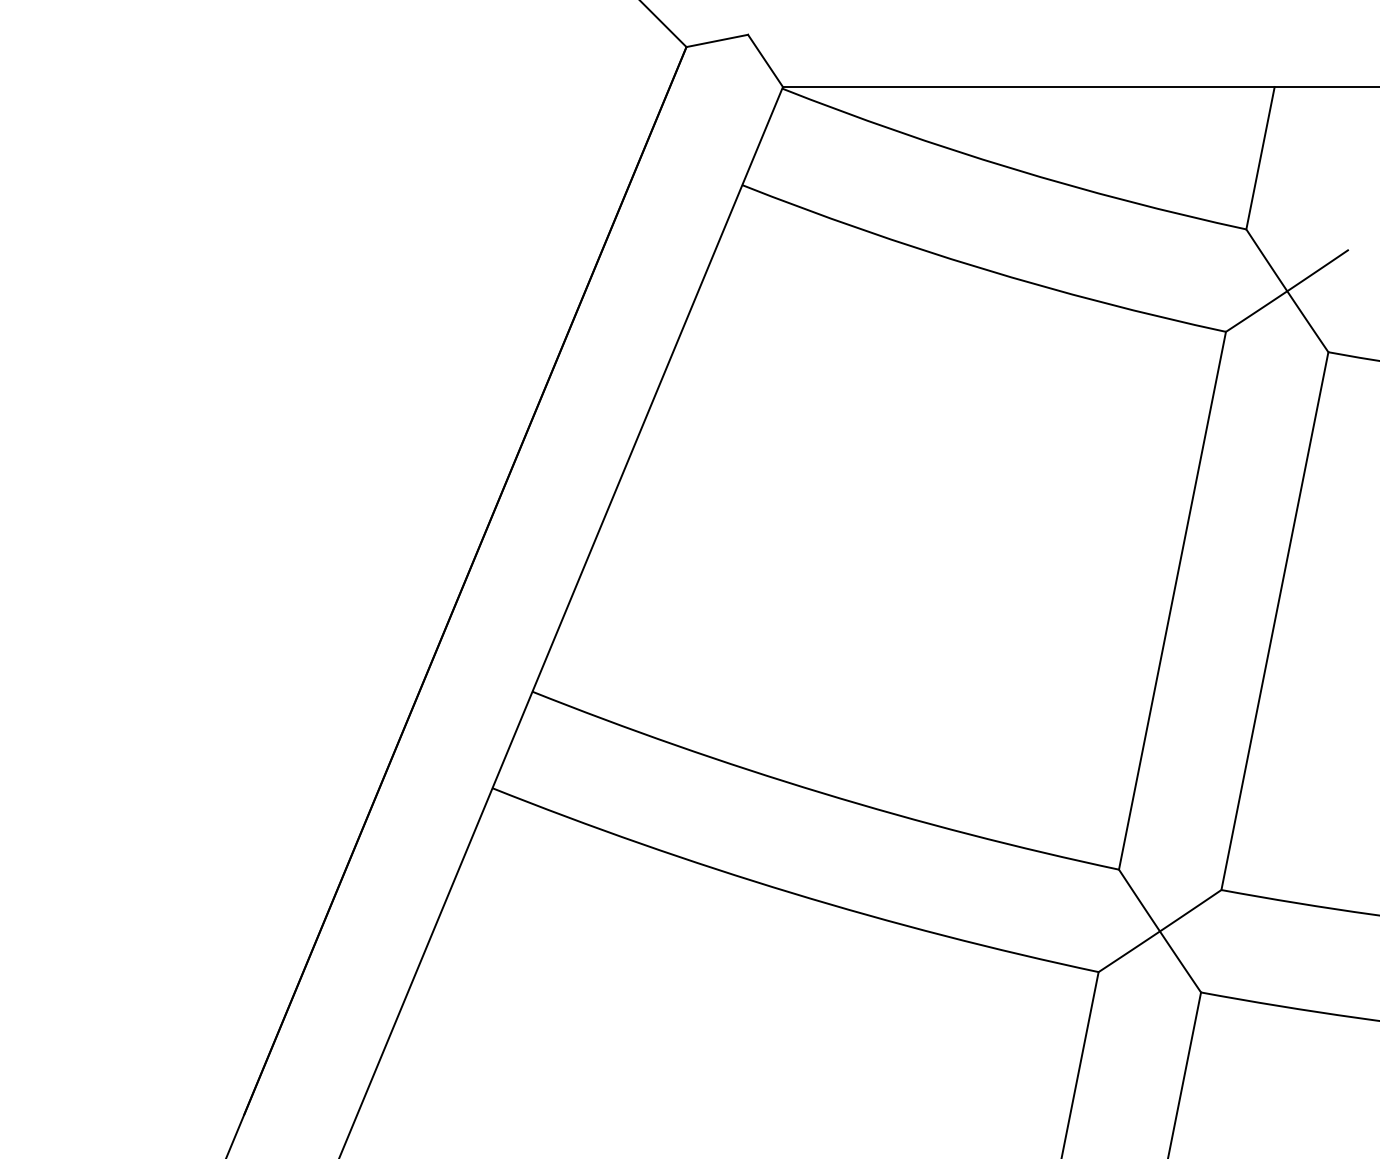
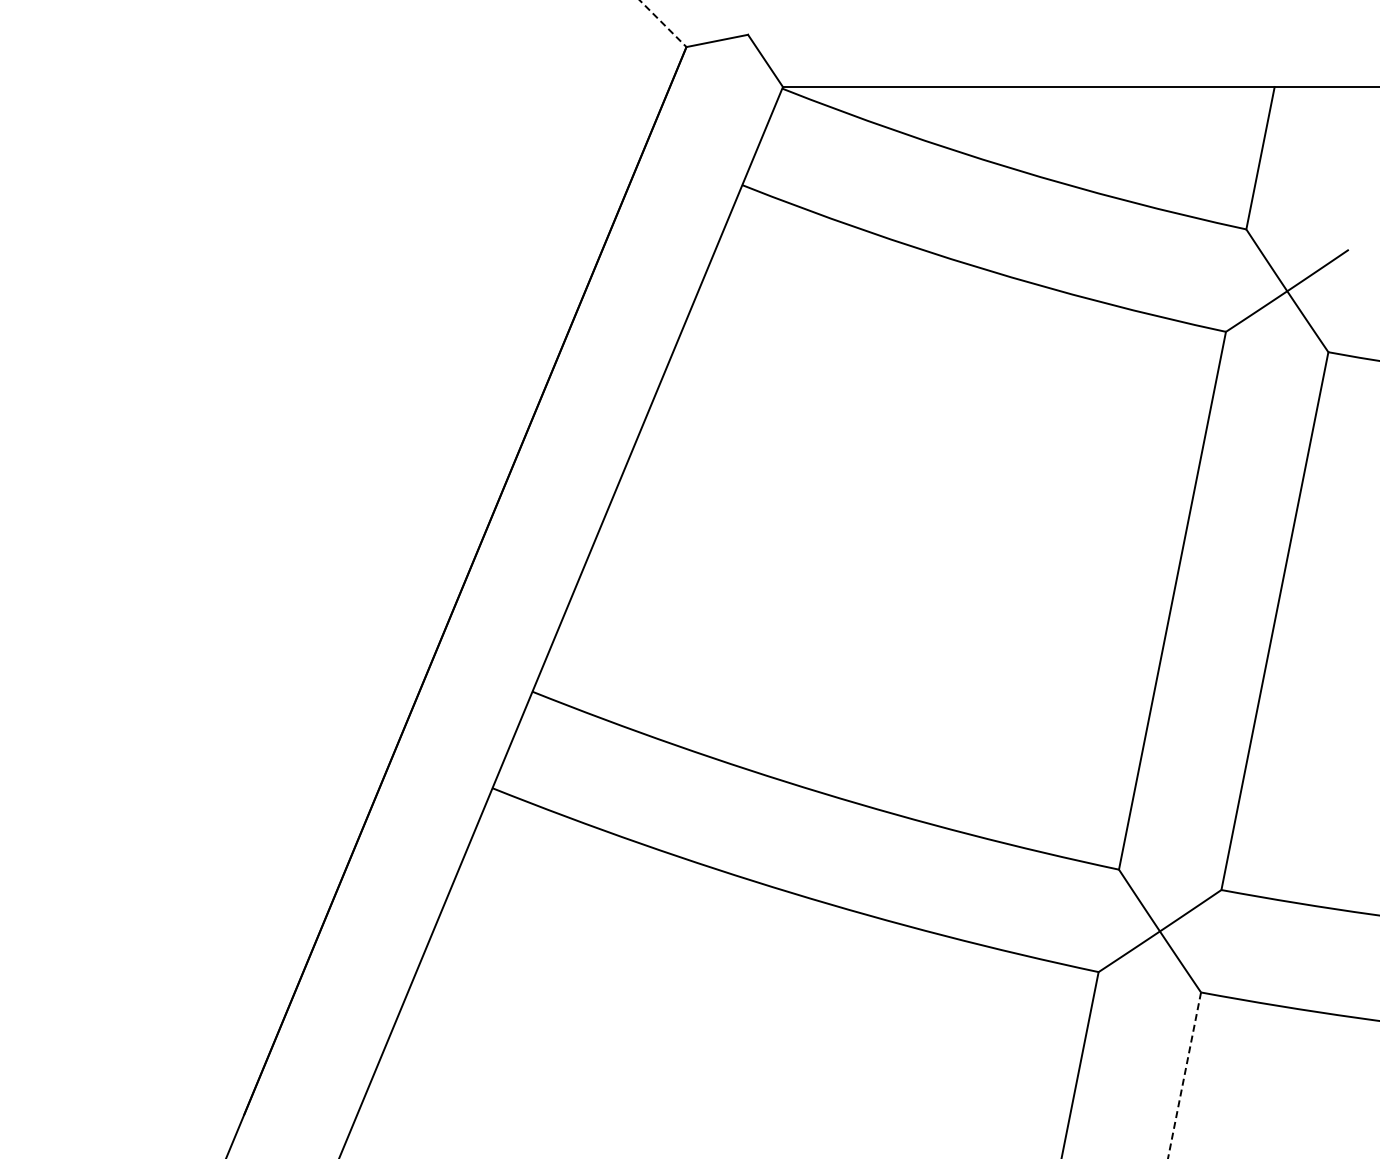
line: solid -> dashed (663, 23)
line: solid -> dashed (1184, 1075)
